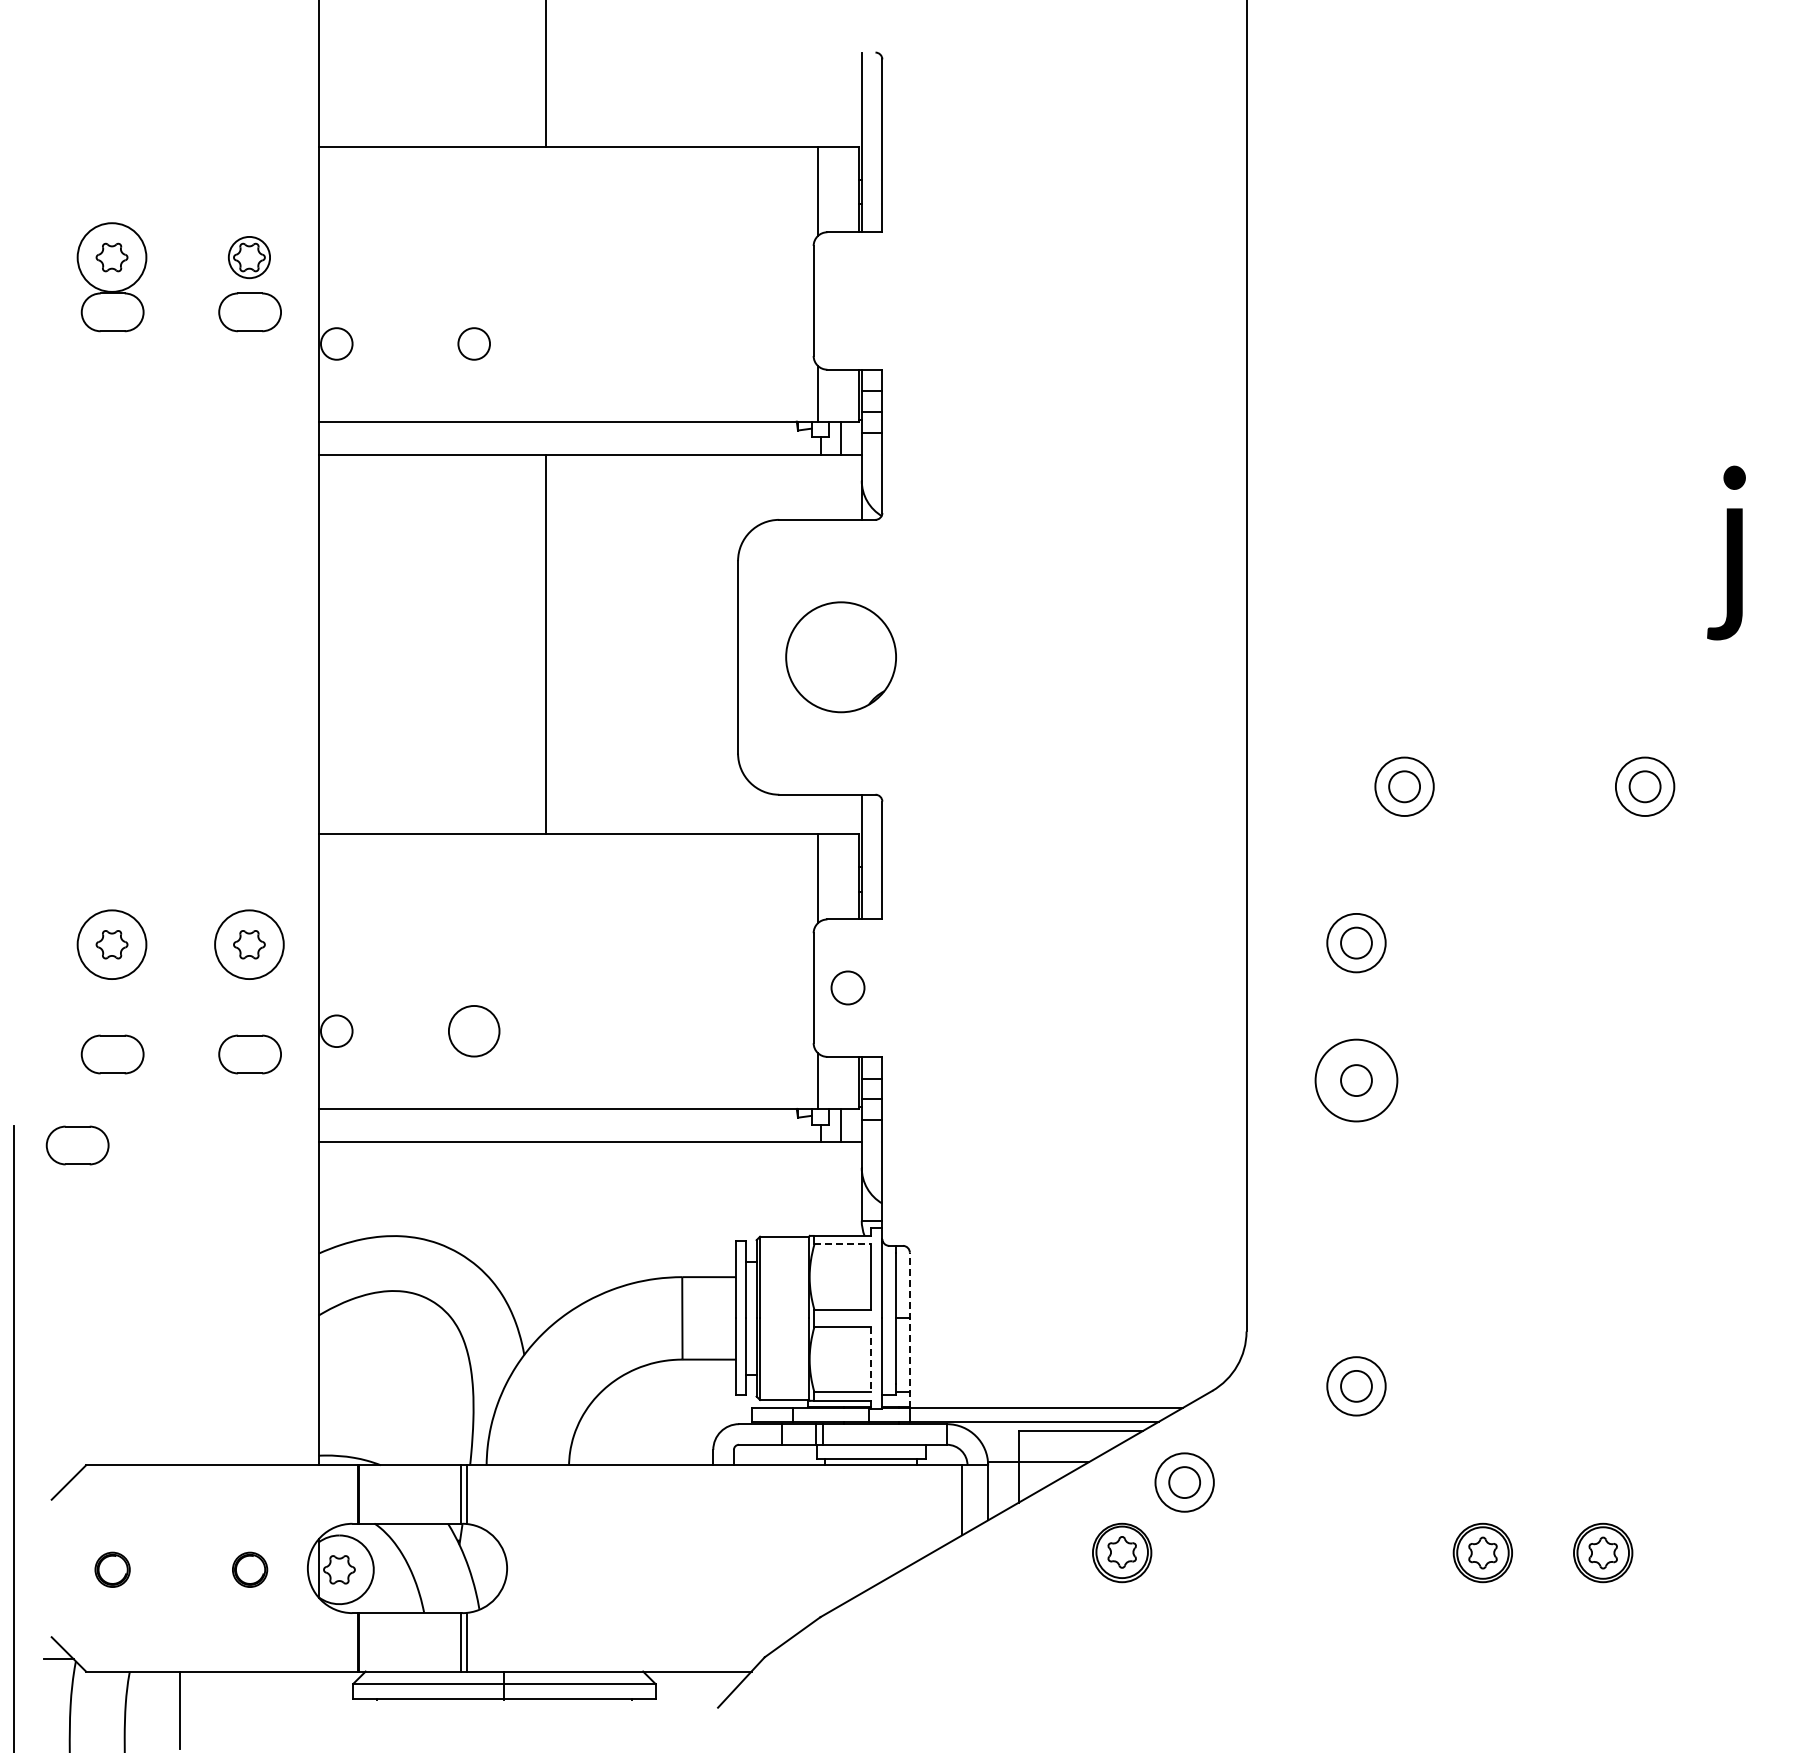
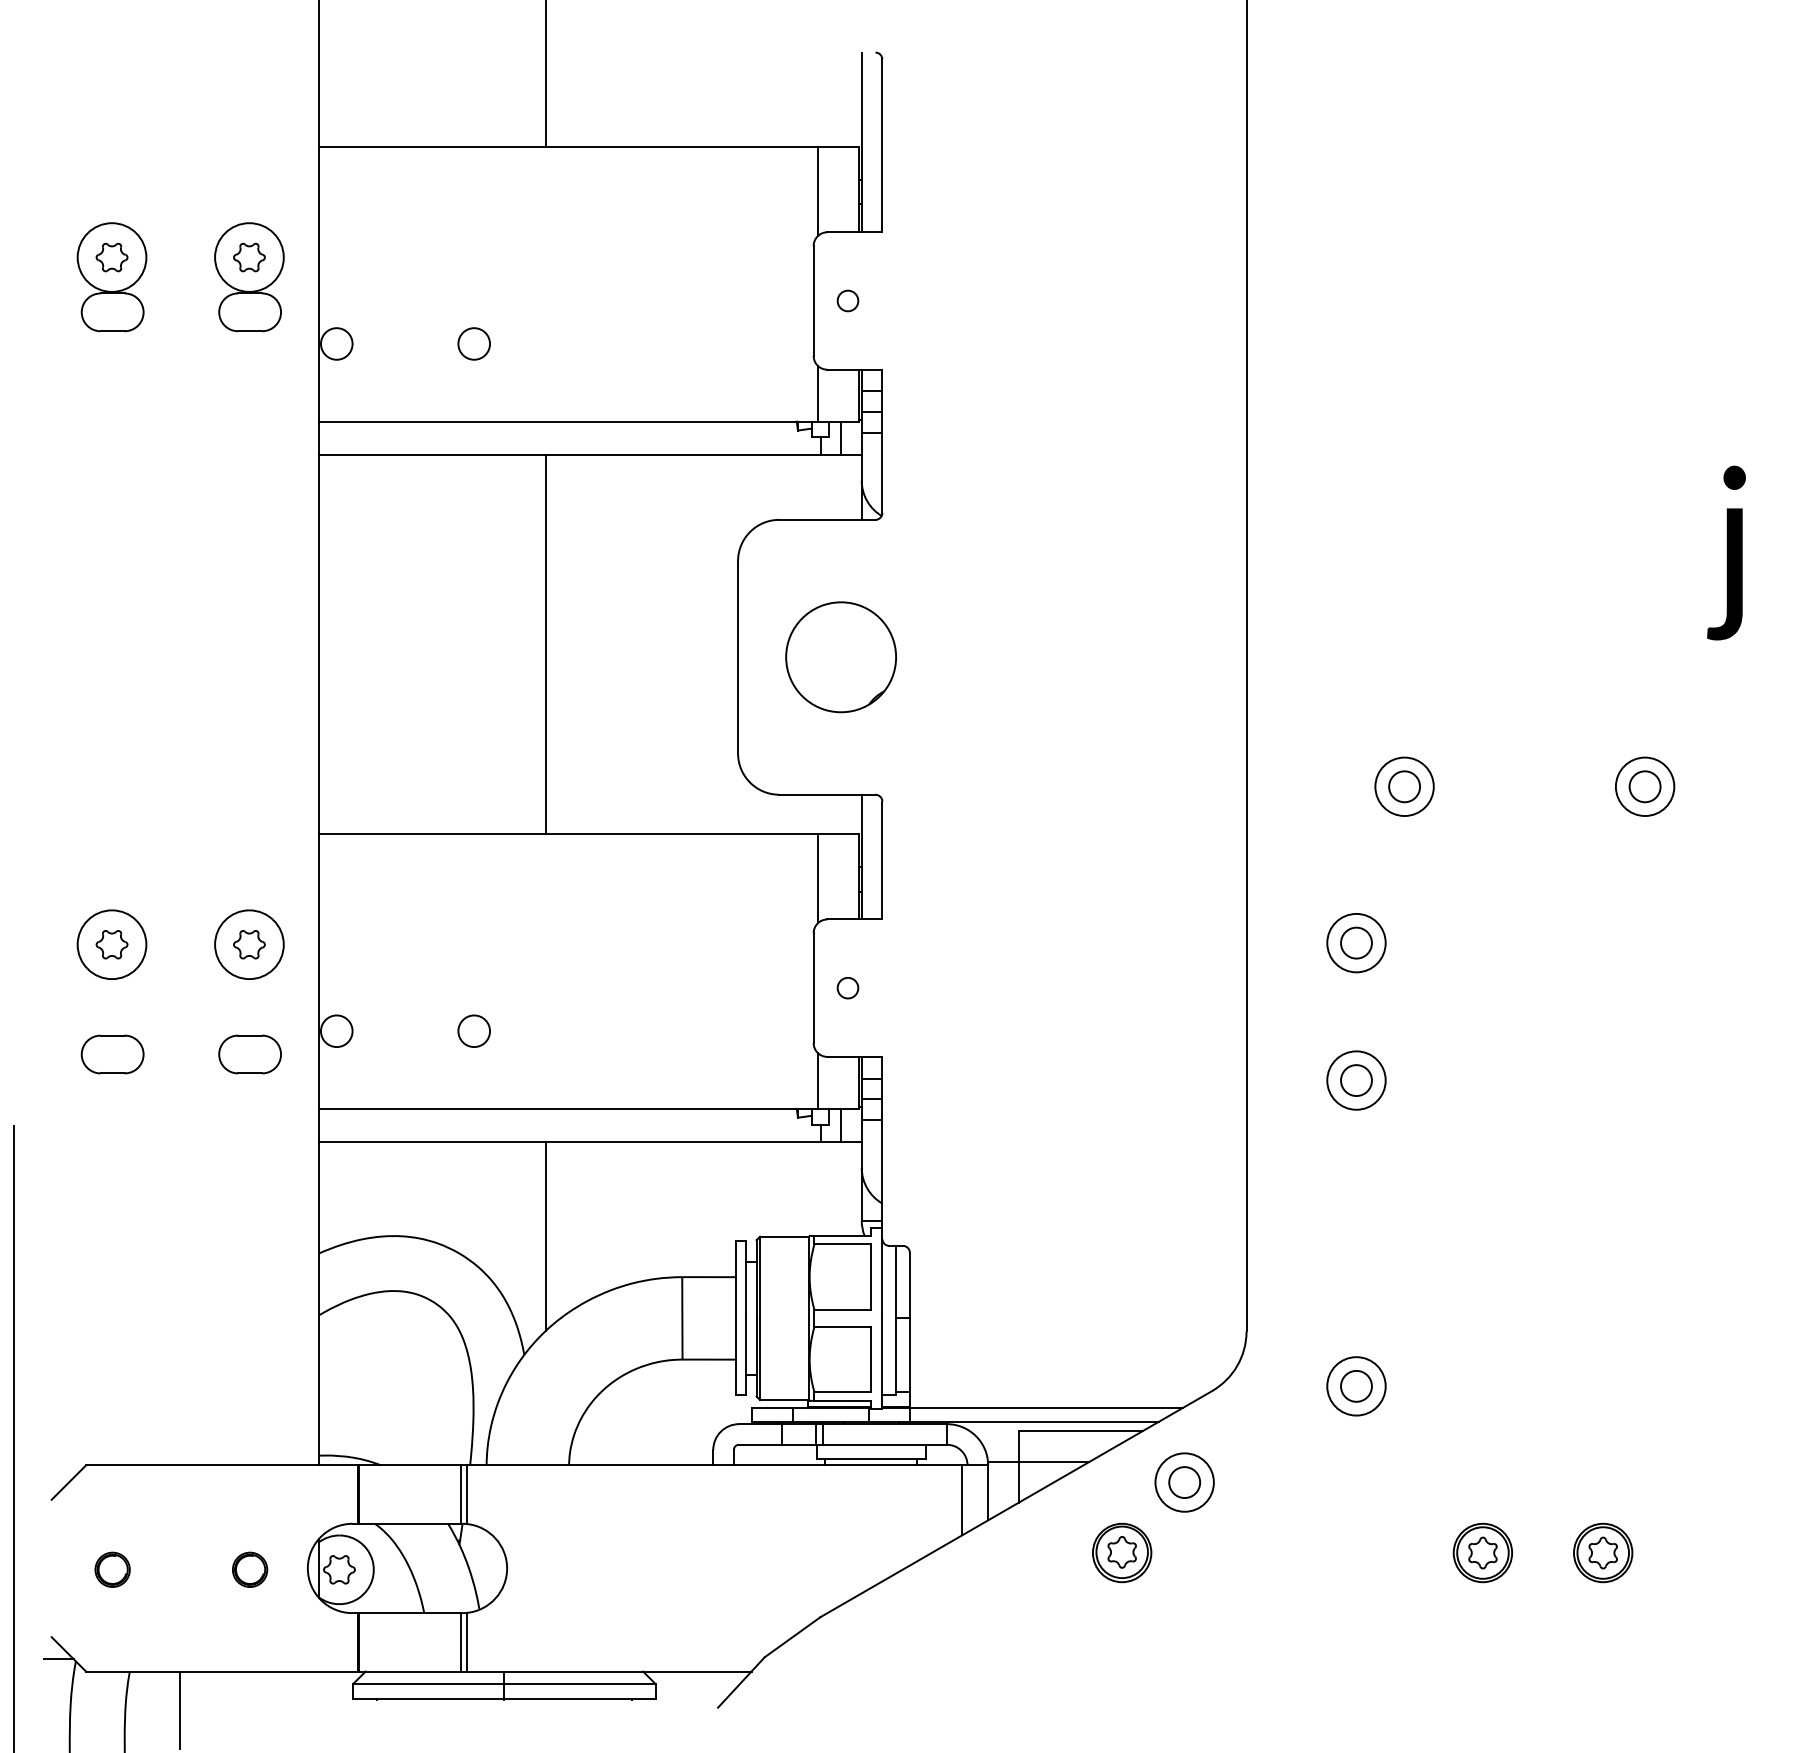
circle diameter: 41 px -> 69 px (249, 257)
circle: none -> present (847, 300)
circle size: 36x36 px -> 24x23 px (847, 988)
circle diameter: 51 px -> 32 px (474, 1031)
circle diameter: 82 px -> 58 px (1356, 1080)
part: present -> none (77, 1145)
line: none -> present (545, 1236)
line: dashed -> solid (843, 1244)
line: dashed -> solid (909, 1330)
line: dashed -> solid (871, 1359)
